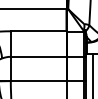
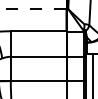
line: solid -> dashed (33, 9)
